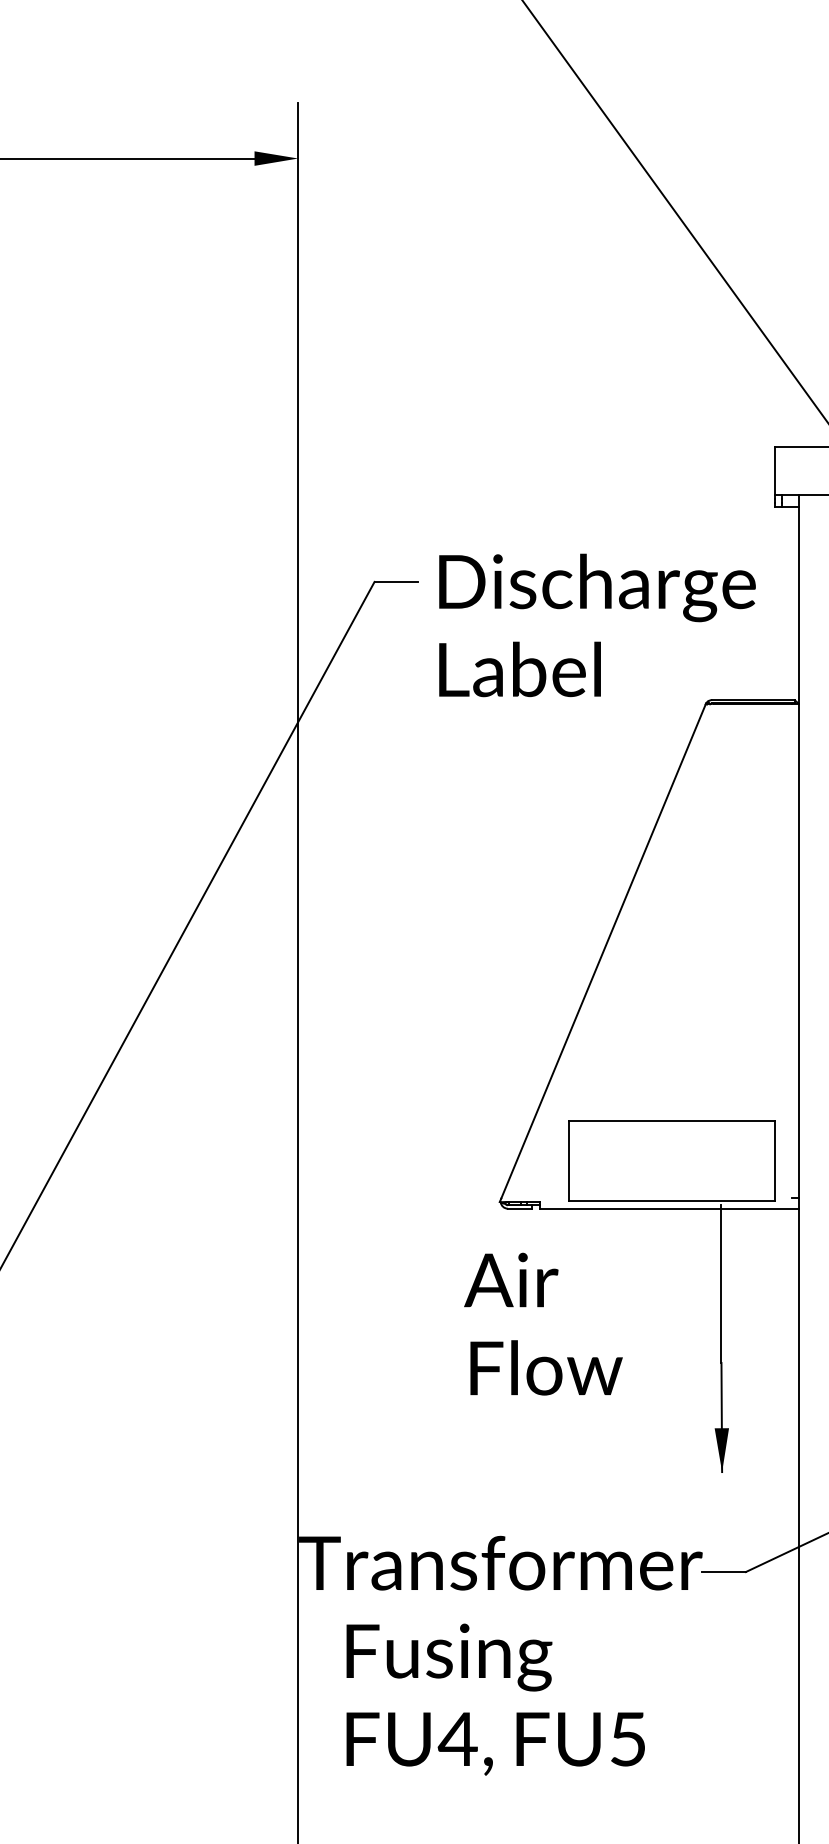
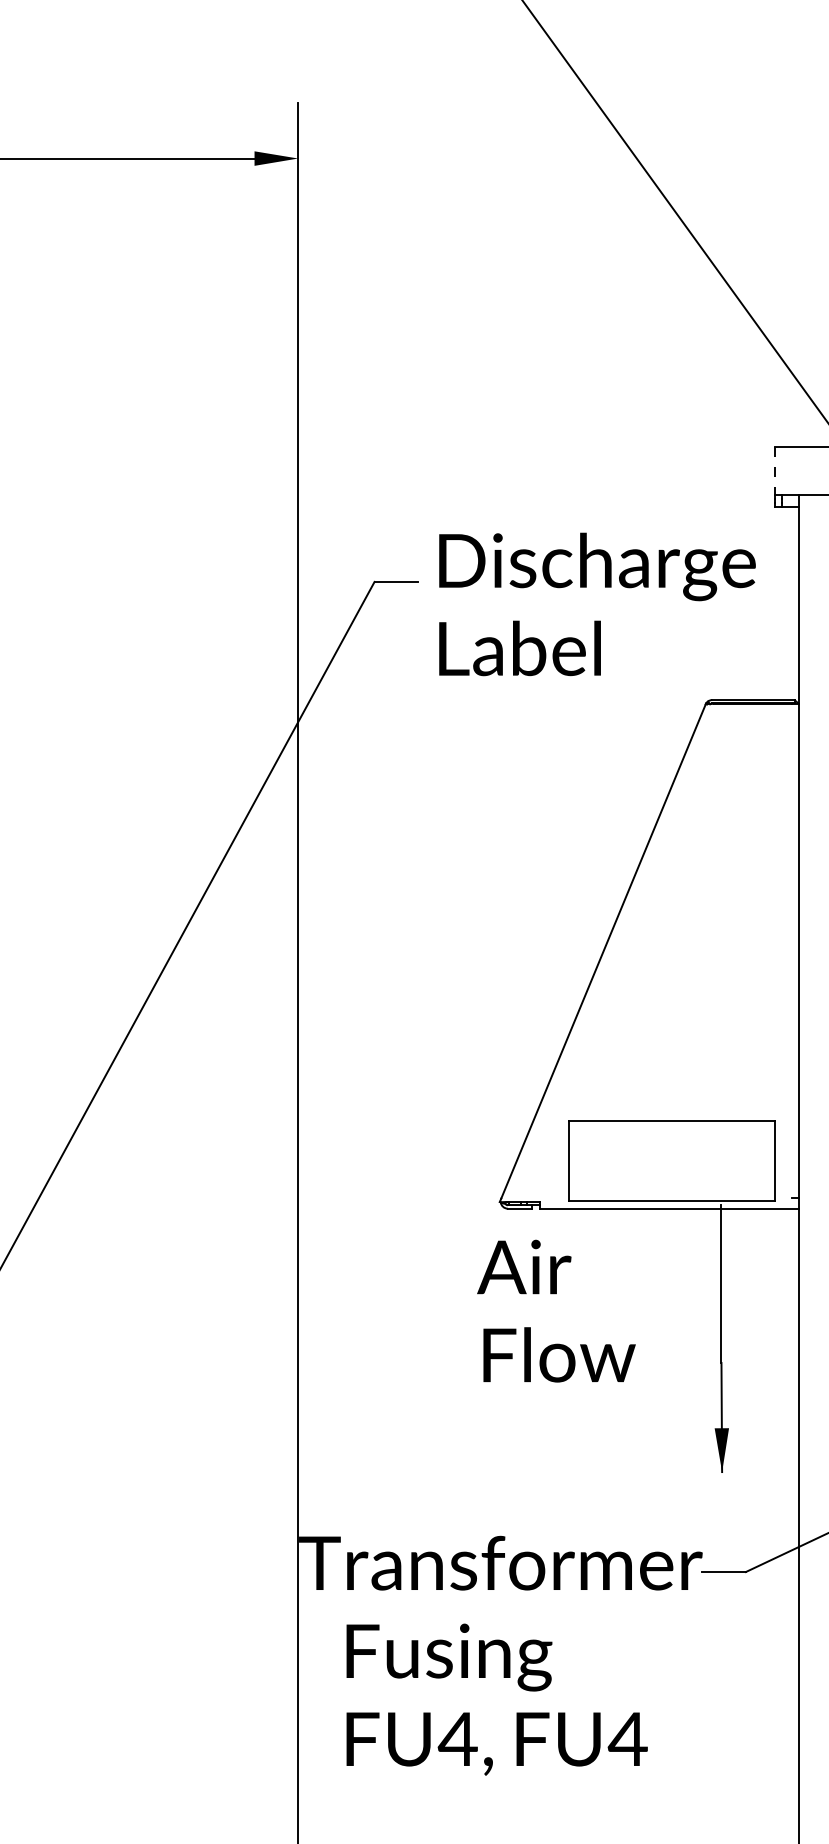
line: solid -> dashed (774, 471)
text position: (597, 625) -> (597, 604) (597, 604)
text position: (543, 1323) -> (556, 1310) (556, 1310)
text: FU5 -> FU4 (627, 1739)
